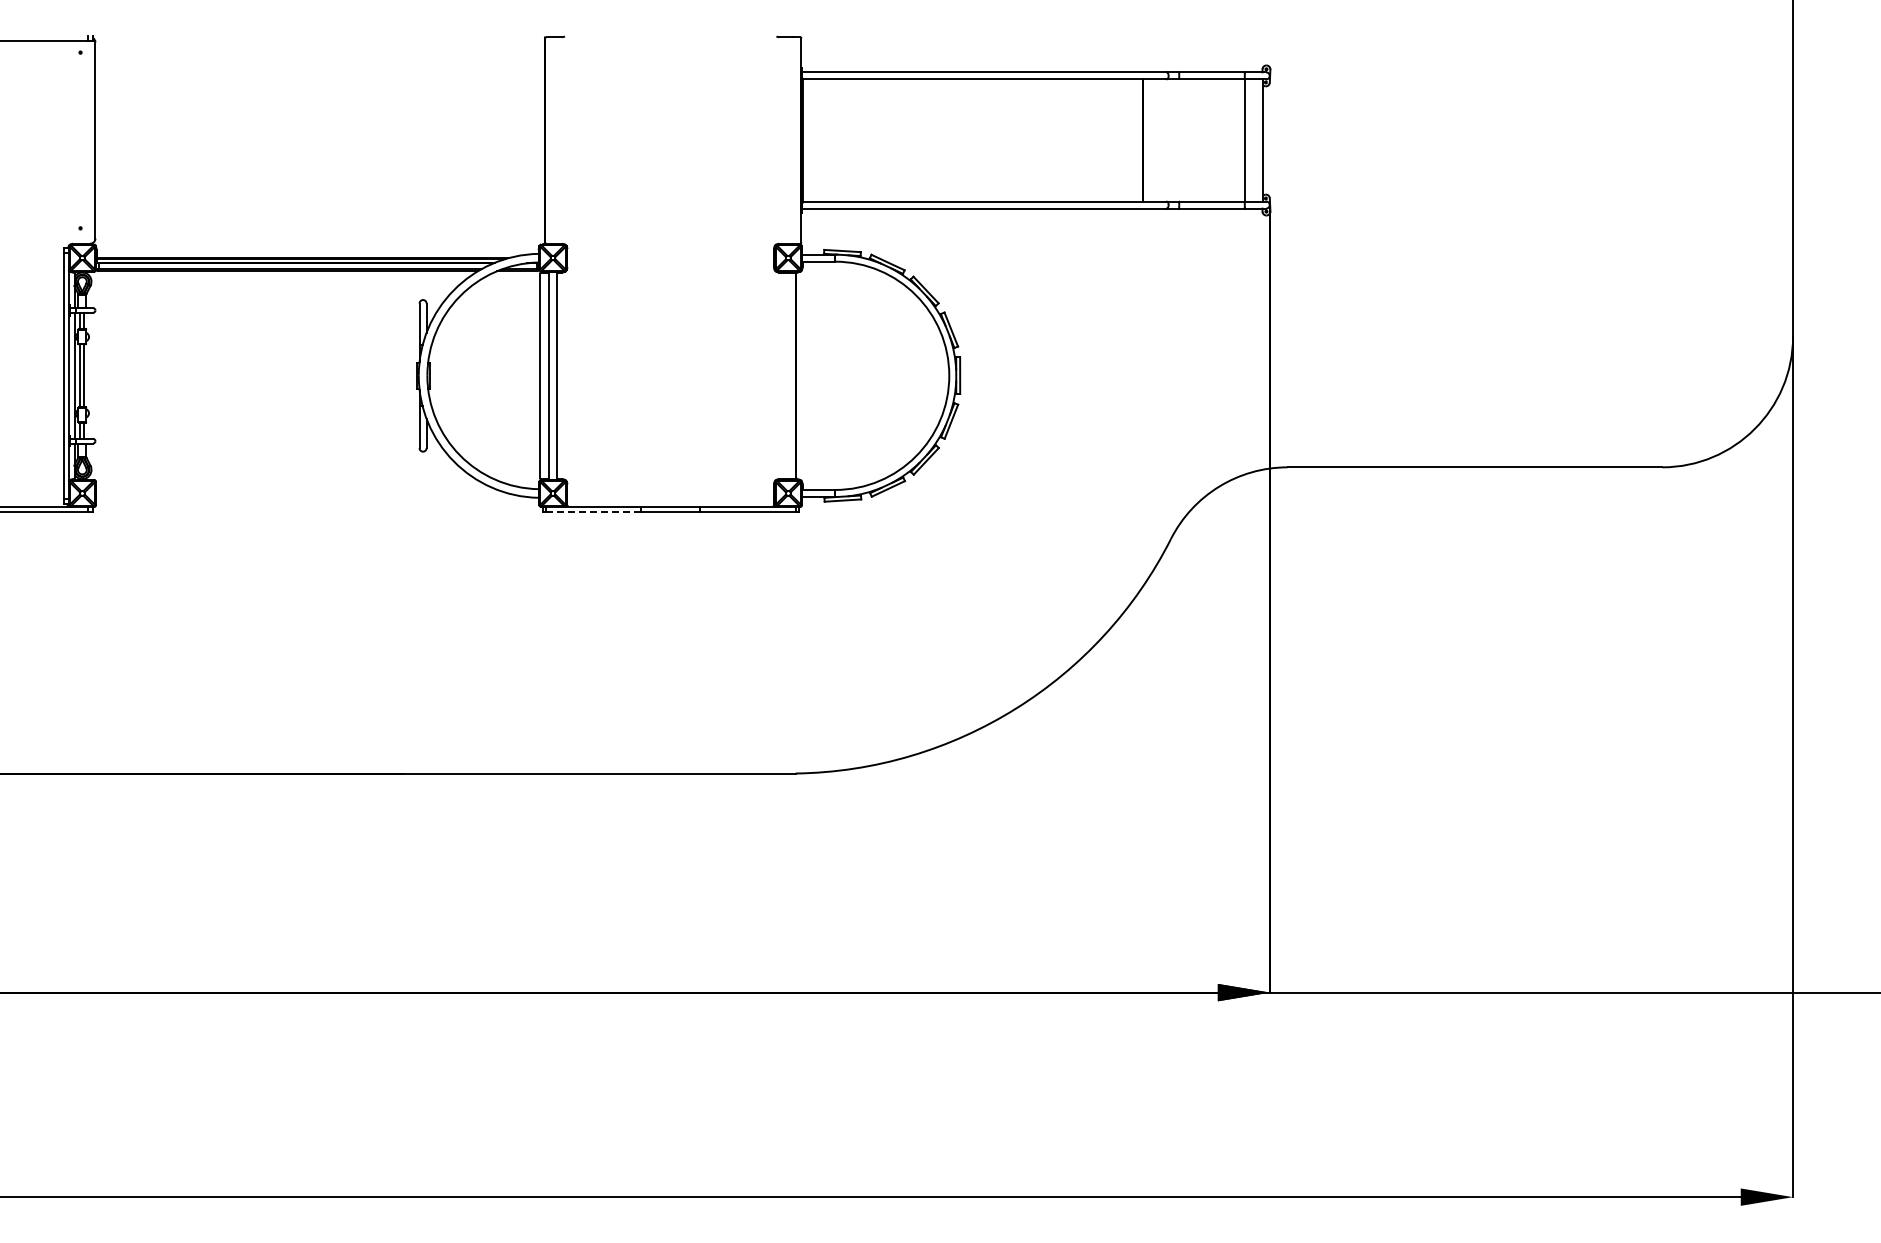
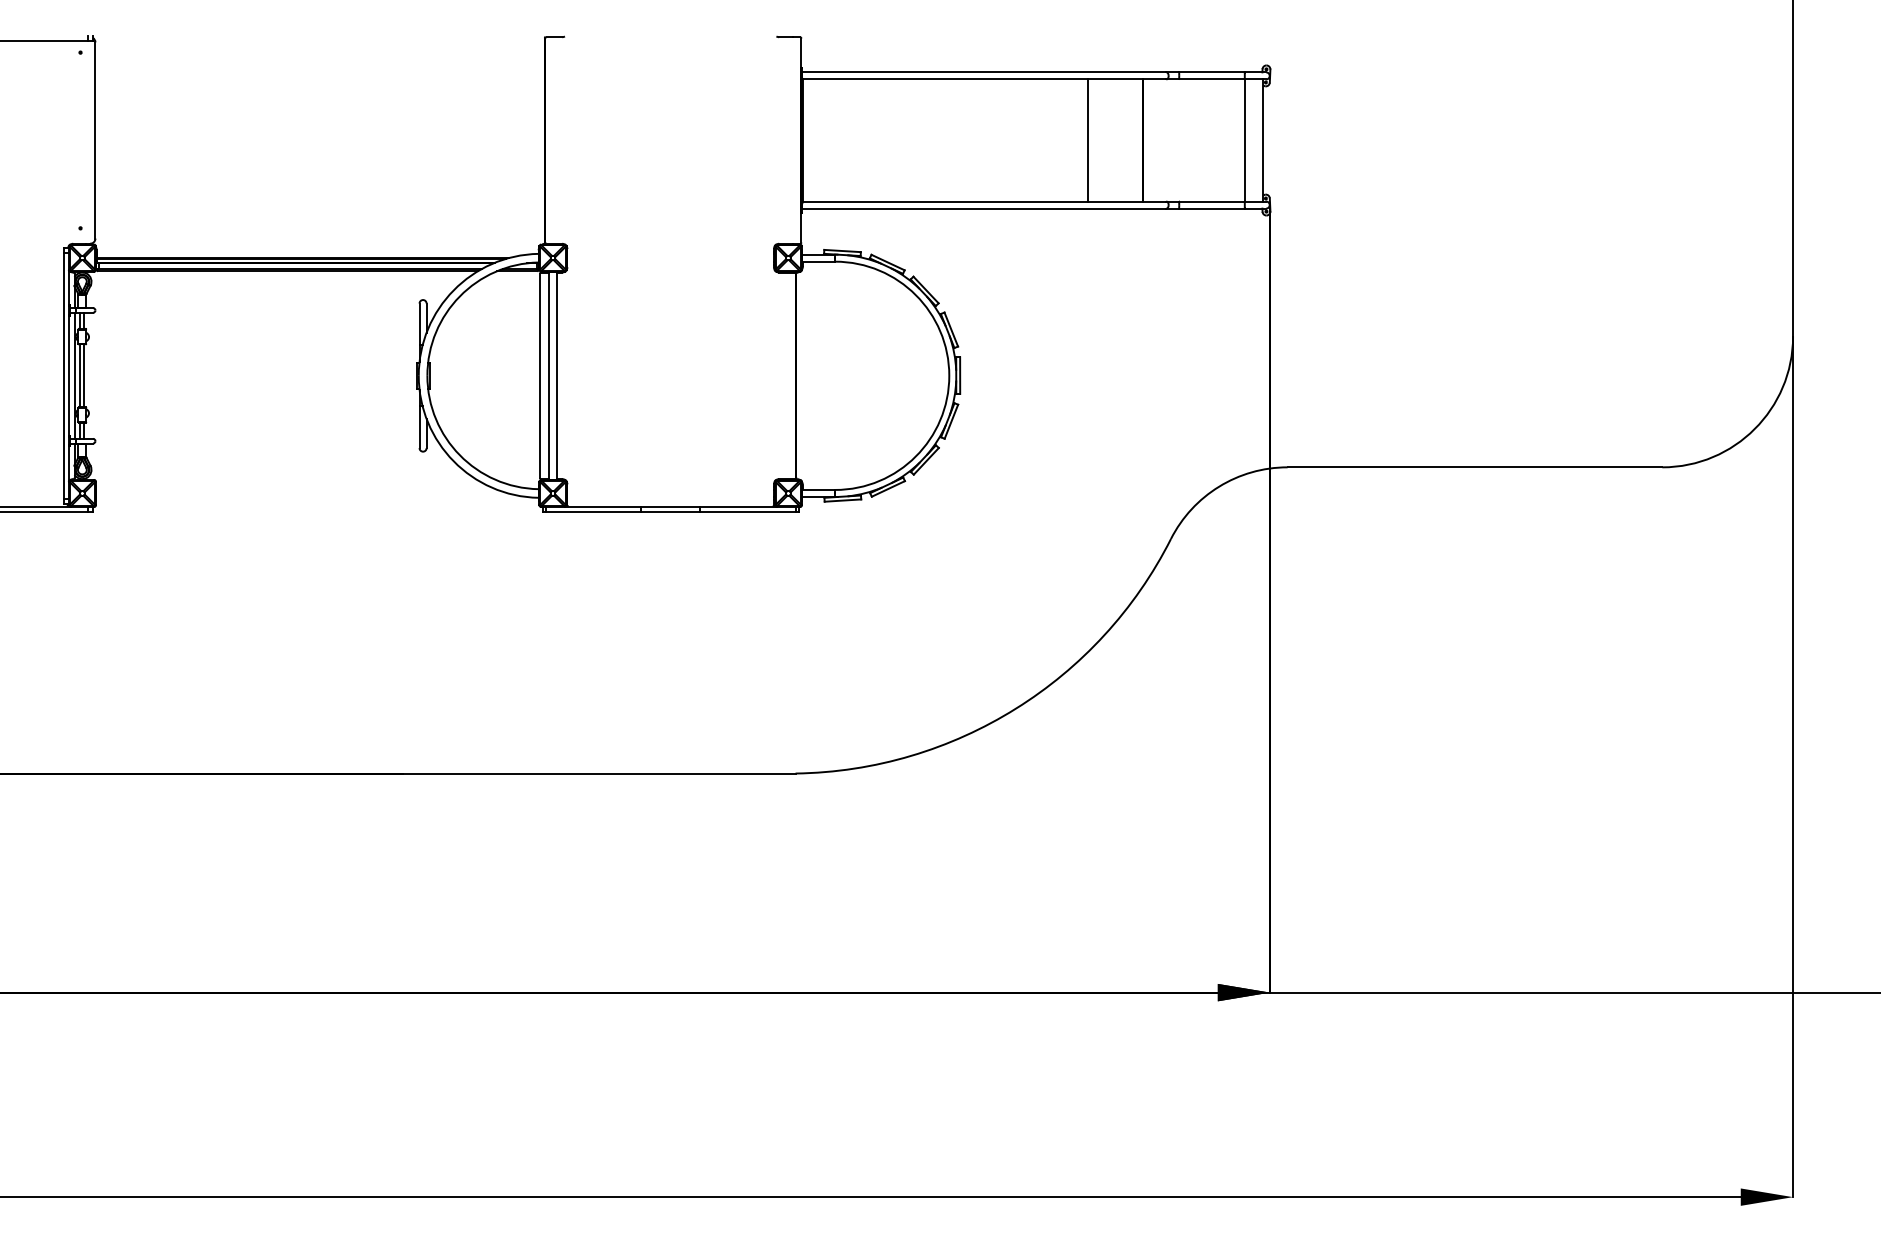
line: none -> present (1087, 140)
line: dashed -> solid (593, 512)
